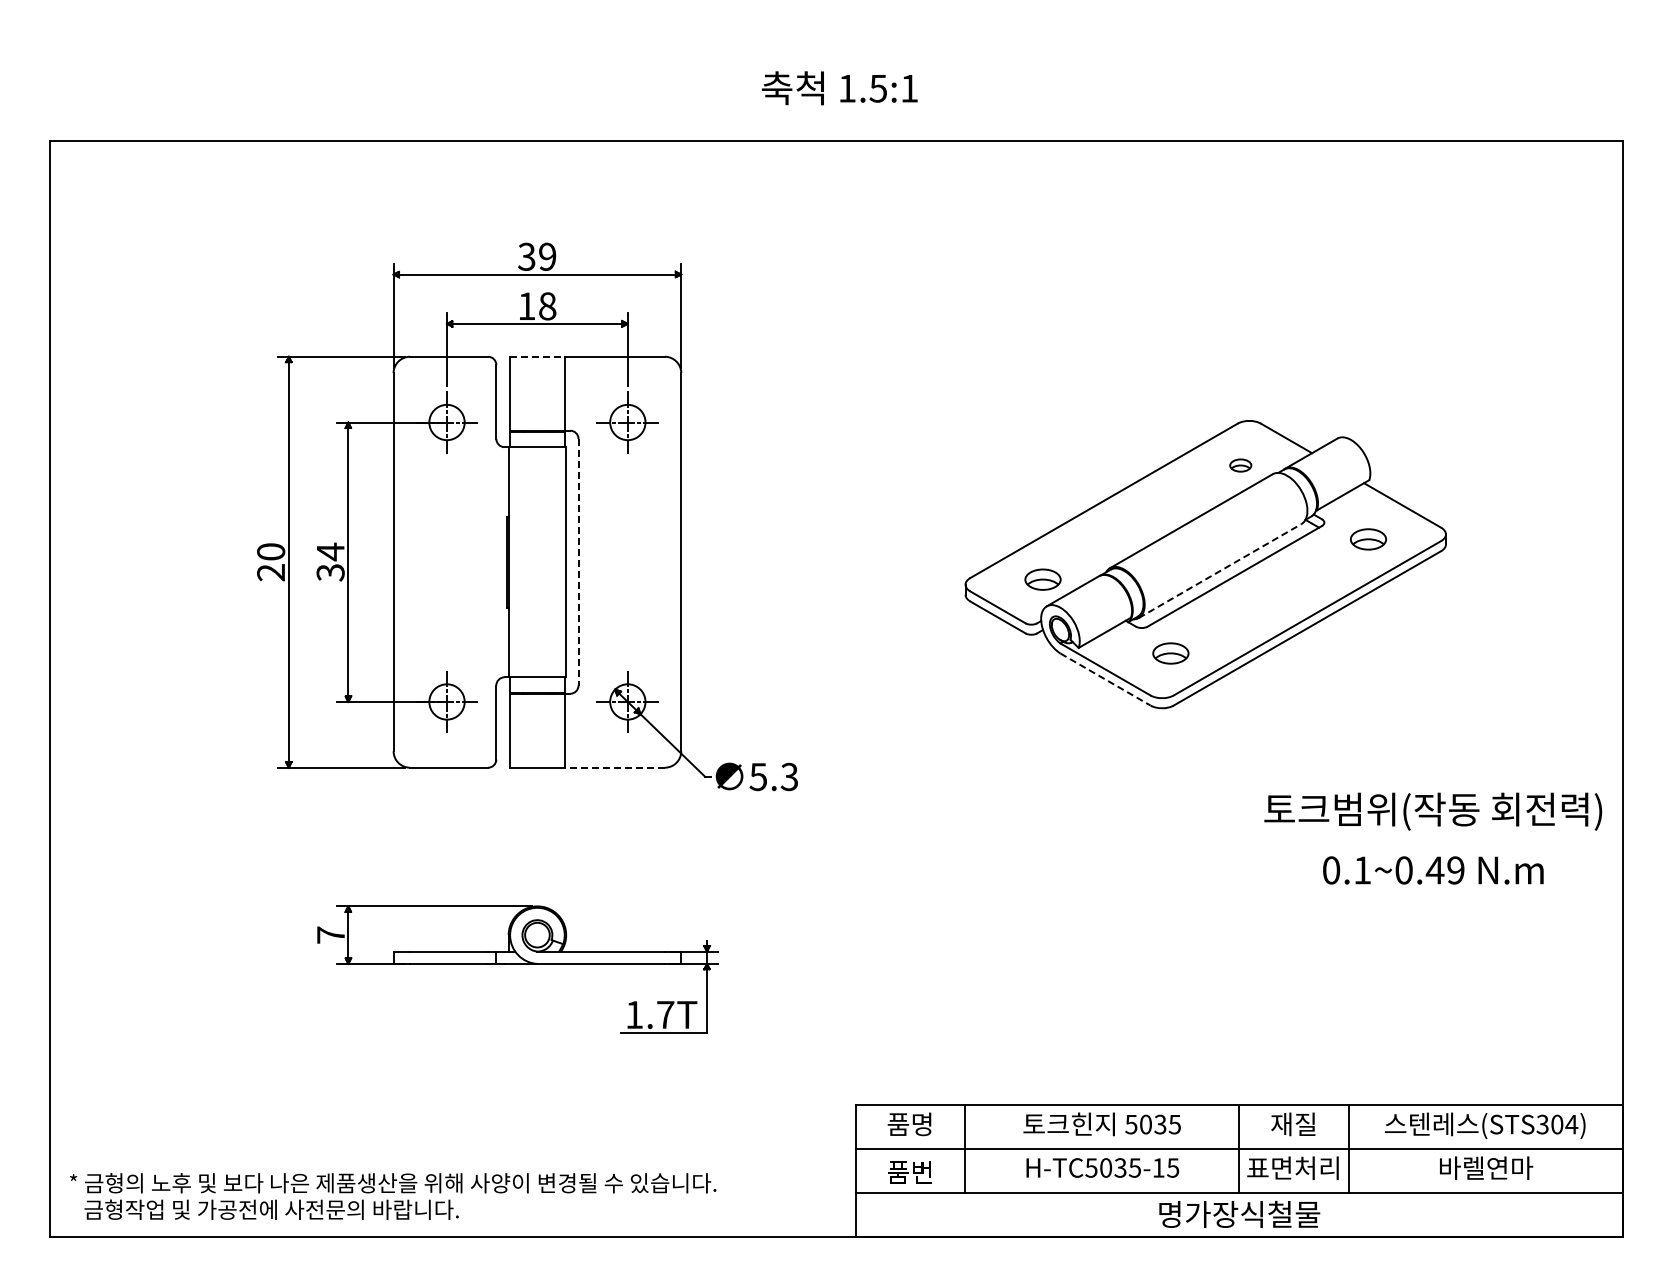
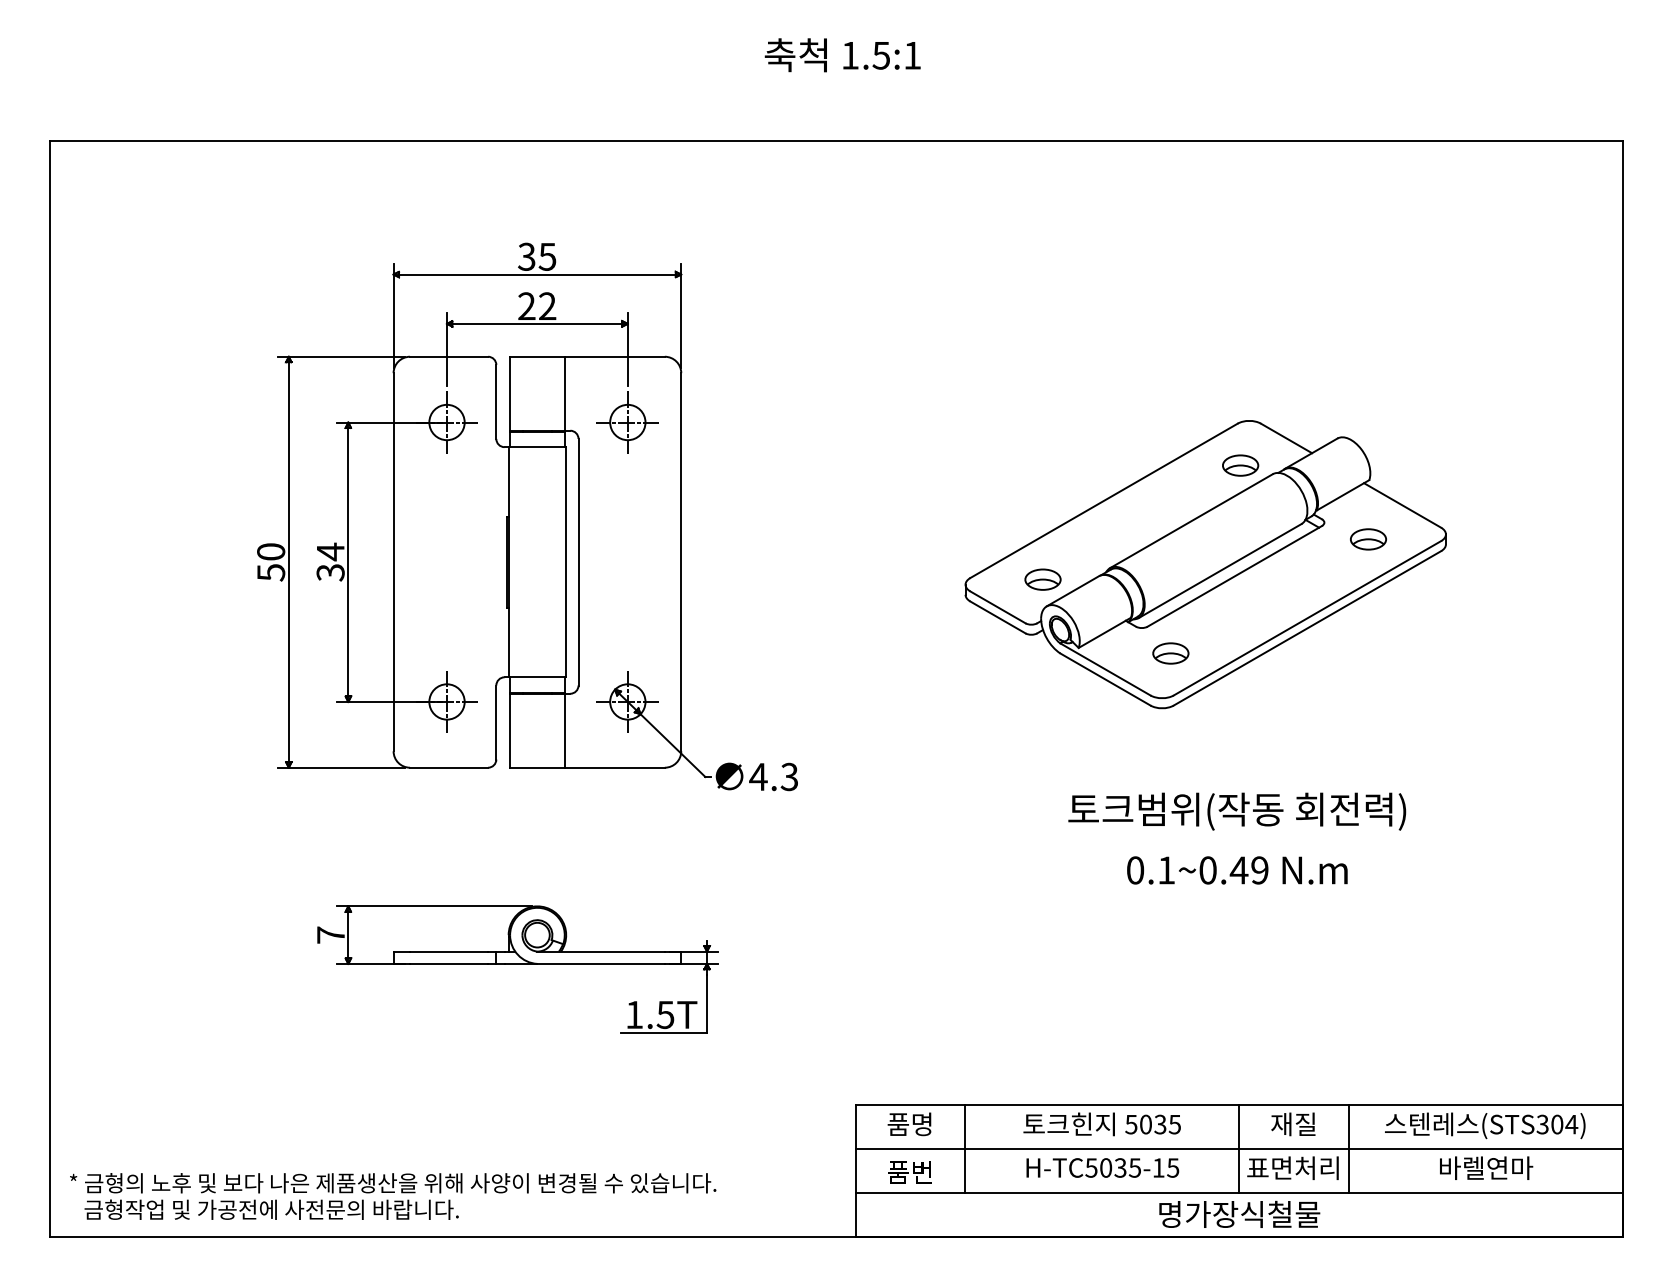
text position: (839, 88) -> (842, 55) (842, 55)
text: 39 -> 35 (547, 256)
text: 18 -> 22 (537, 306)
line: dashed -> solid (537, 356)
part size: 24x15 px -> 38x23 px (1240, 465)
line: dashed -> solid (578, 562)
line: dashed -> solid (1220, 571)
text: 20 -> 50 (271, 572)
line: dashed -> solid (1105, 679)
line: dashed -> solid (614, 767)
text: 5.3 -> 4.3 (758, 777)
text position: (1433, 838) -> (1237, 838) (1237, 838)
text: 1.7T -> 1.5T (665, 1015)
